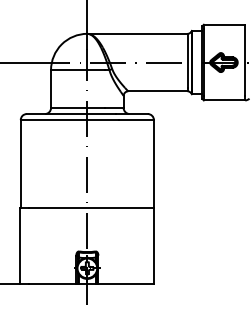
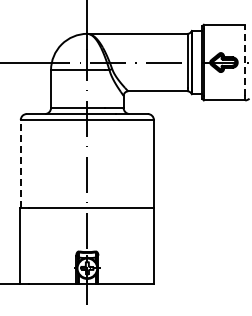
line: solid -> dashed (245, 60)
line: solid -> dashed (20, 163)
